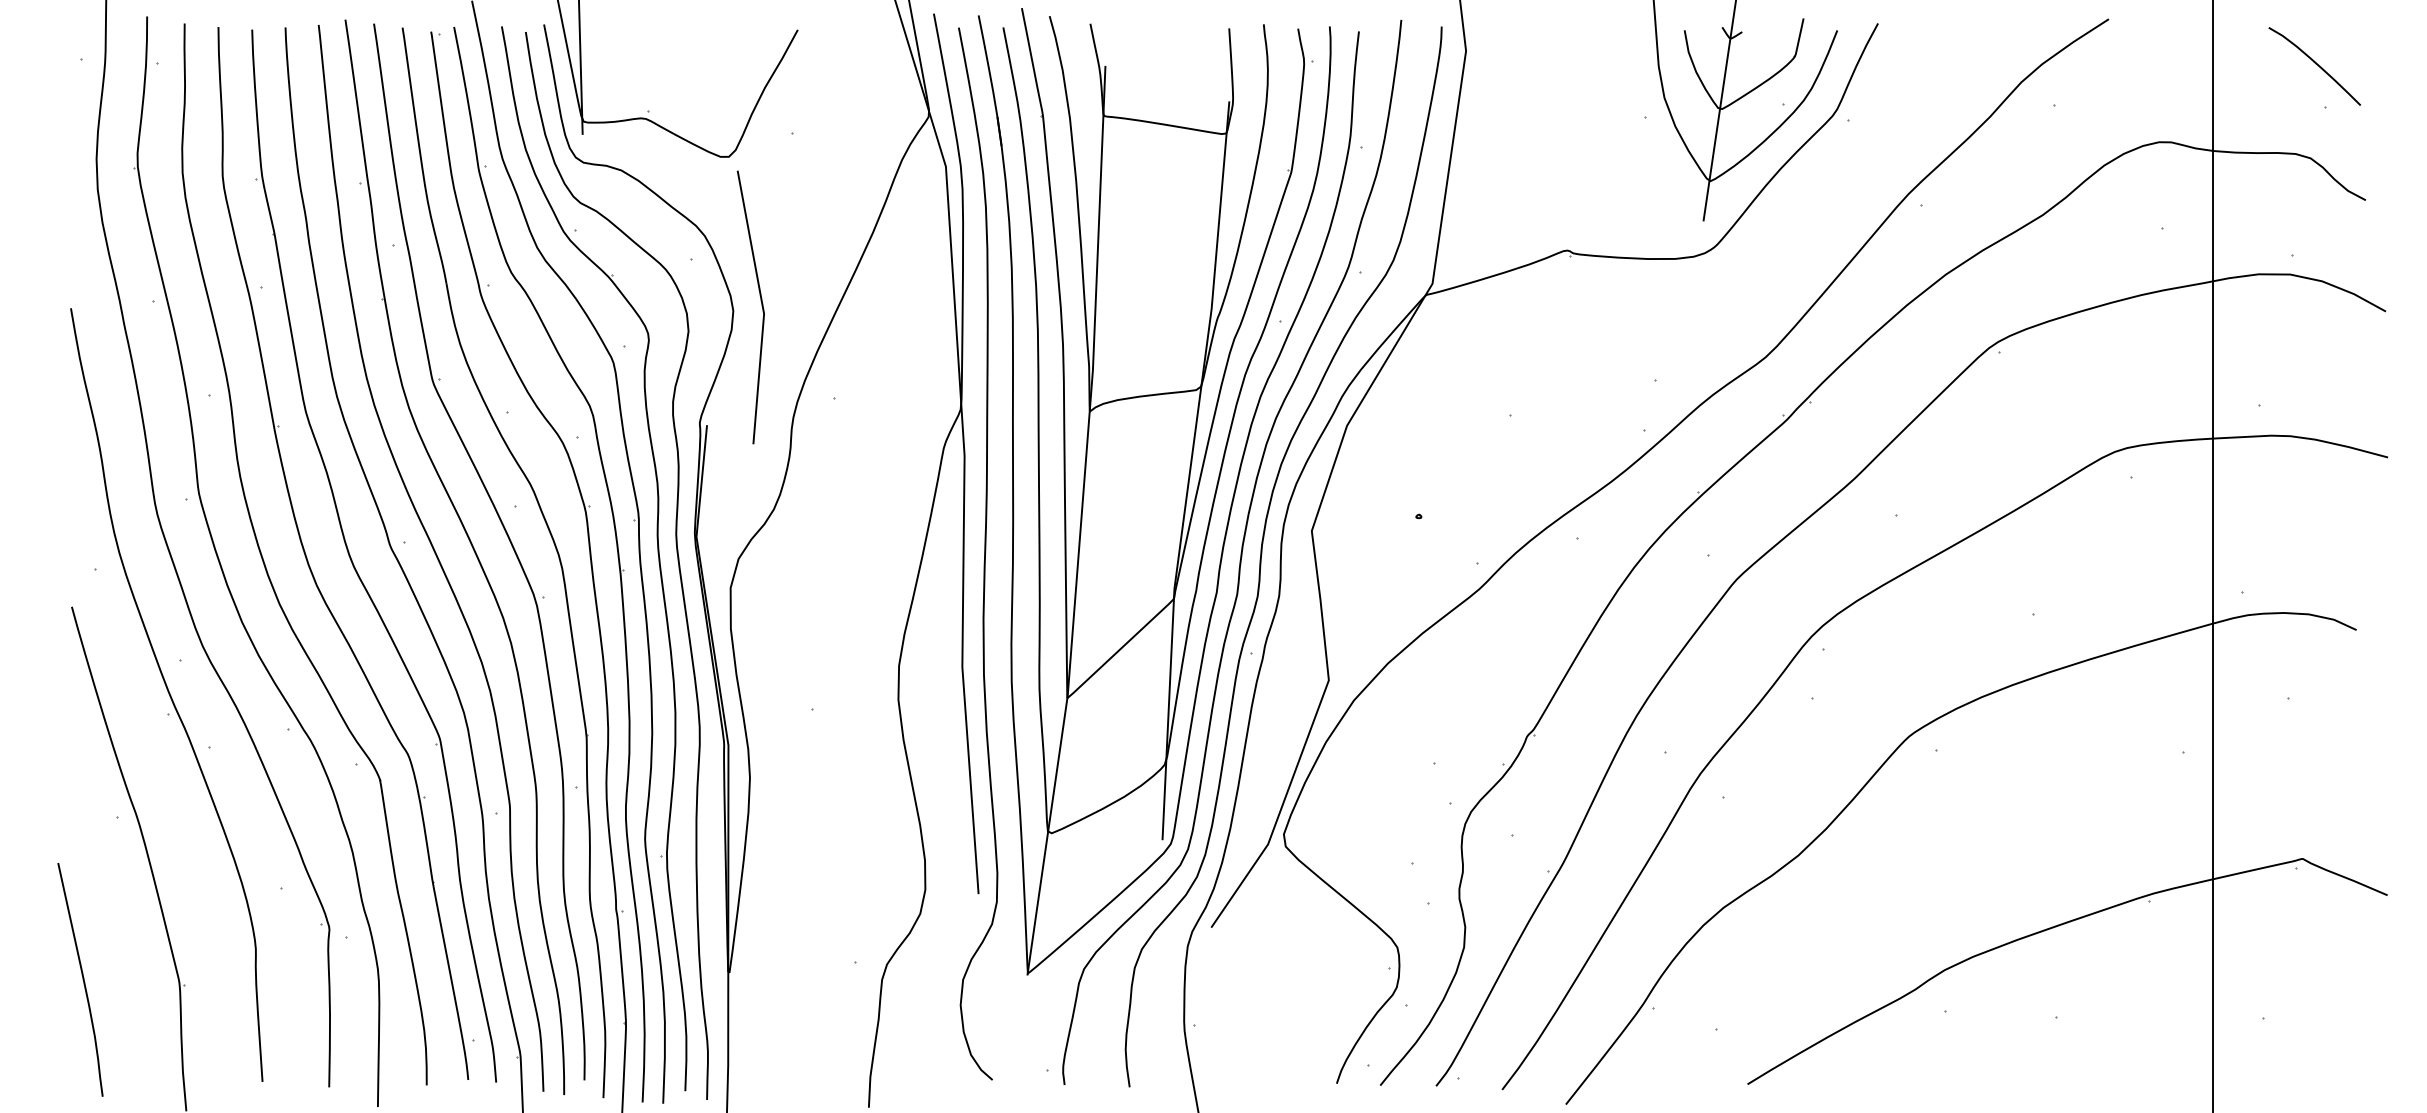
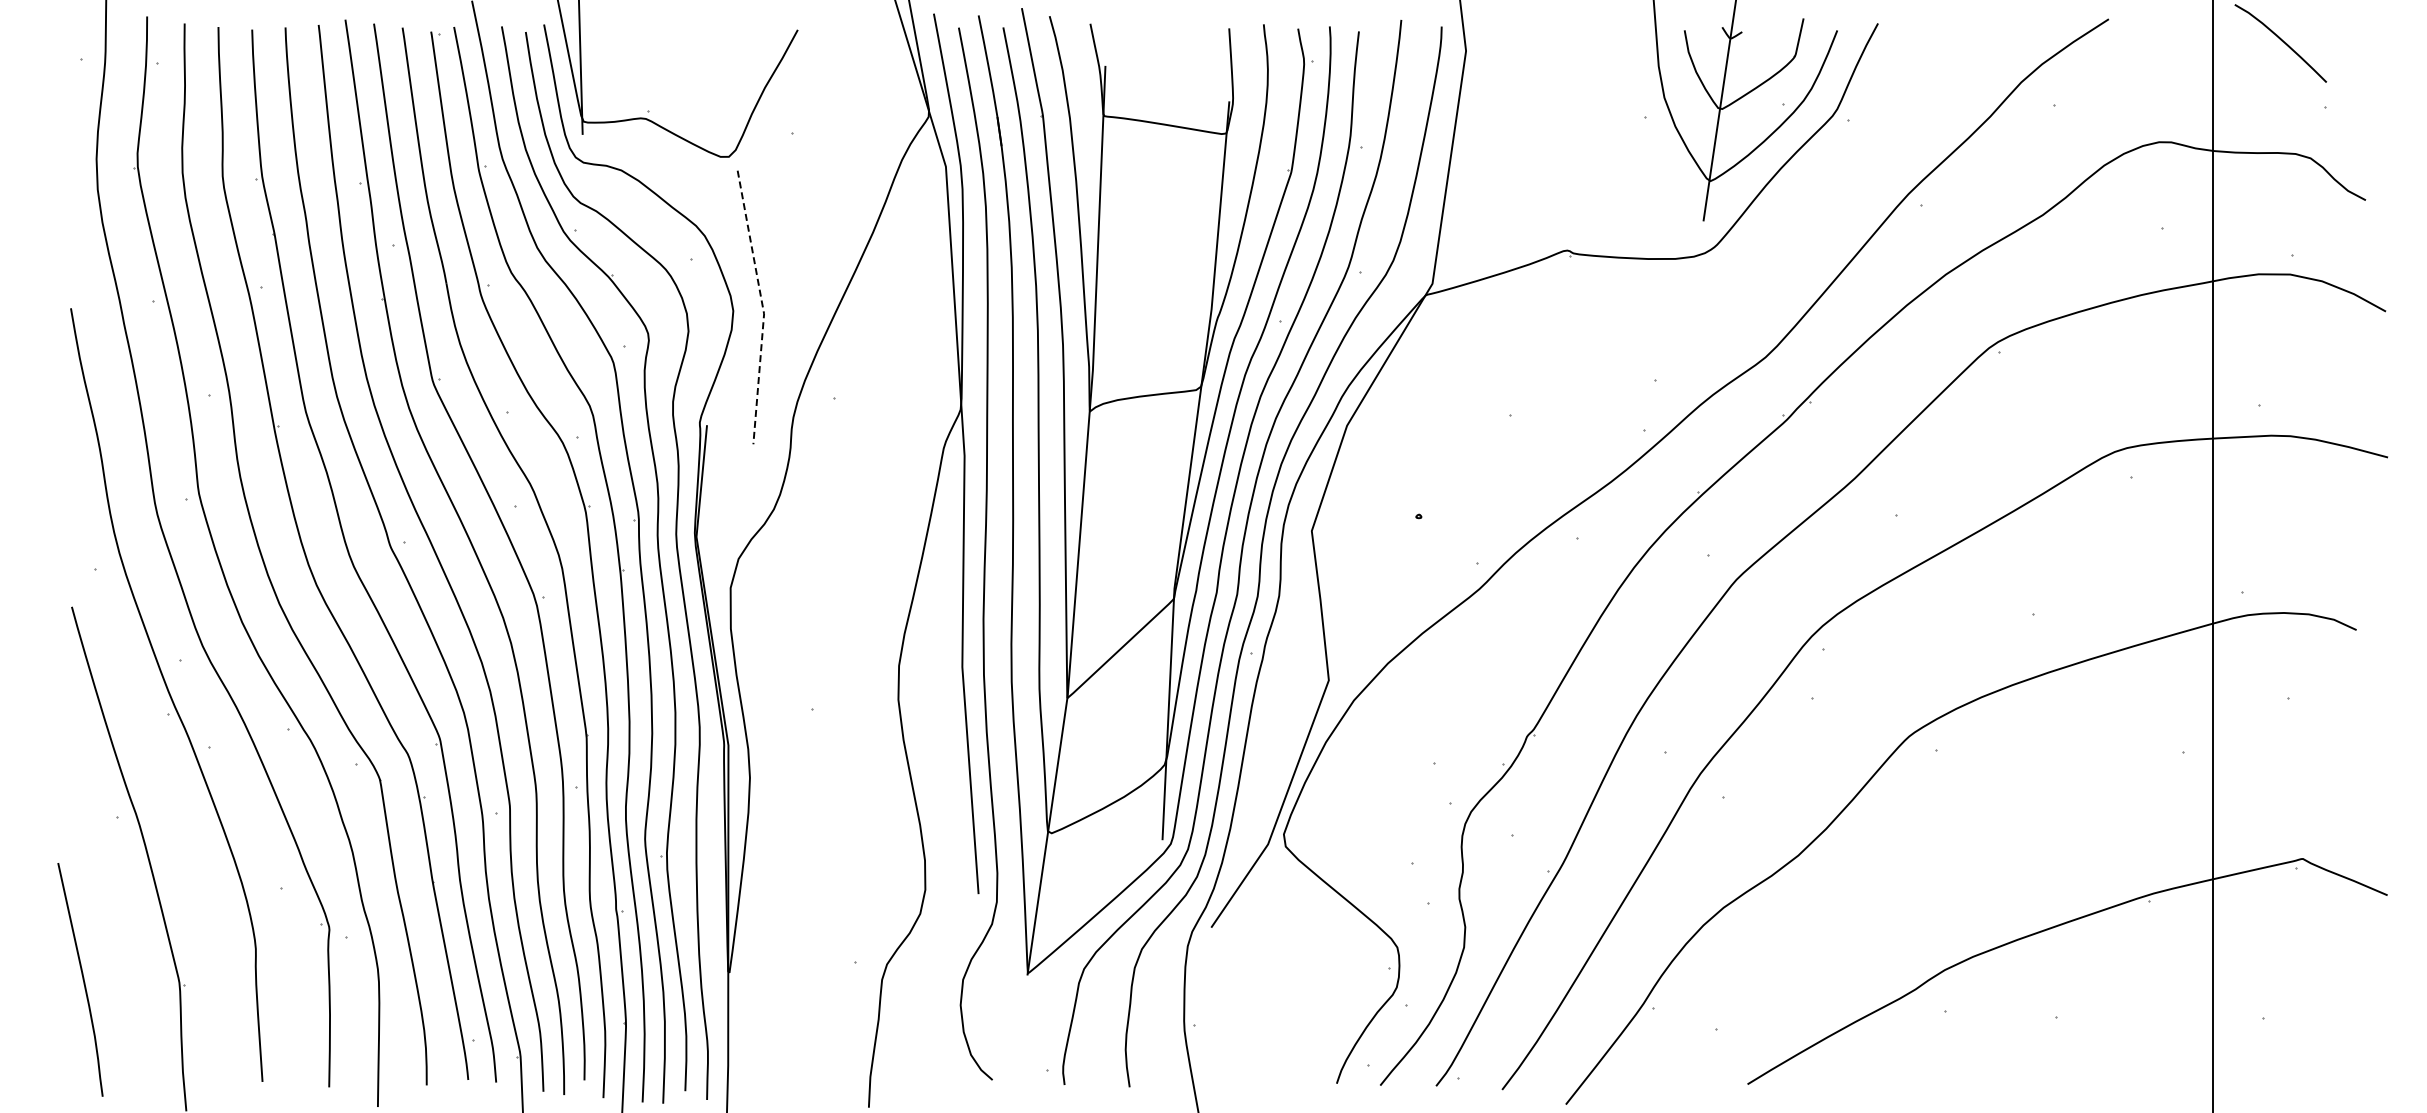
curve position: (2315, 64) -> (2281, 41) (2281, 41)
line: solid -> dashed (762, 307)
